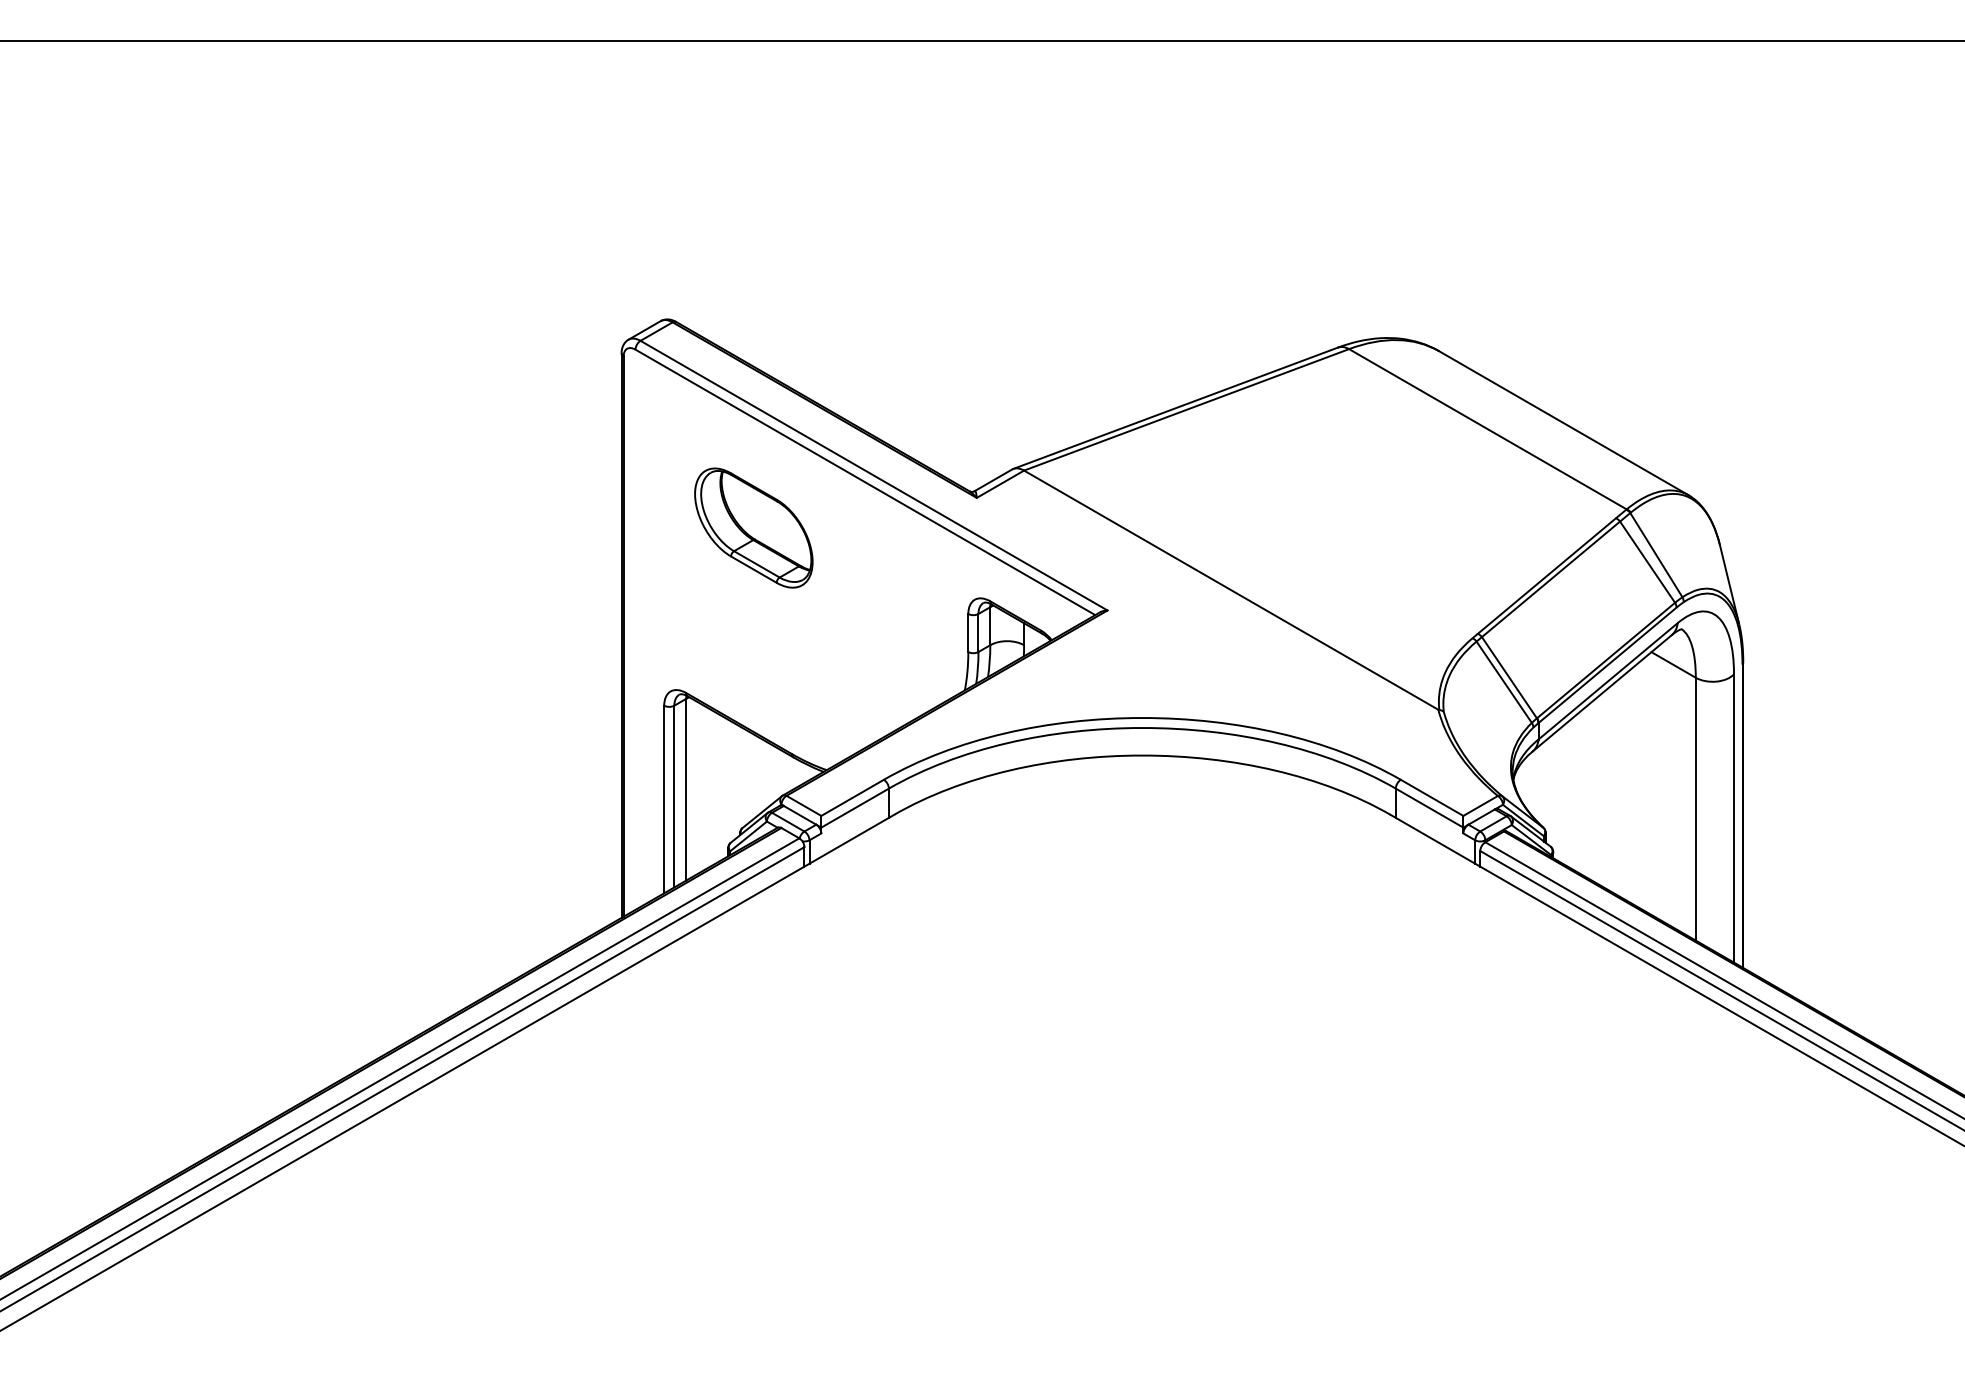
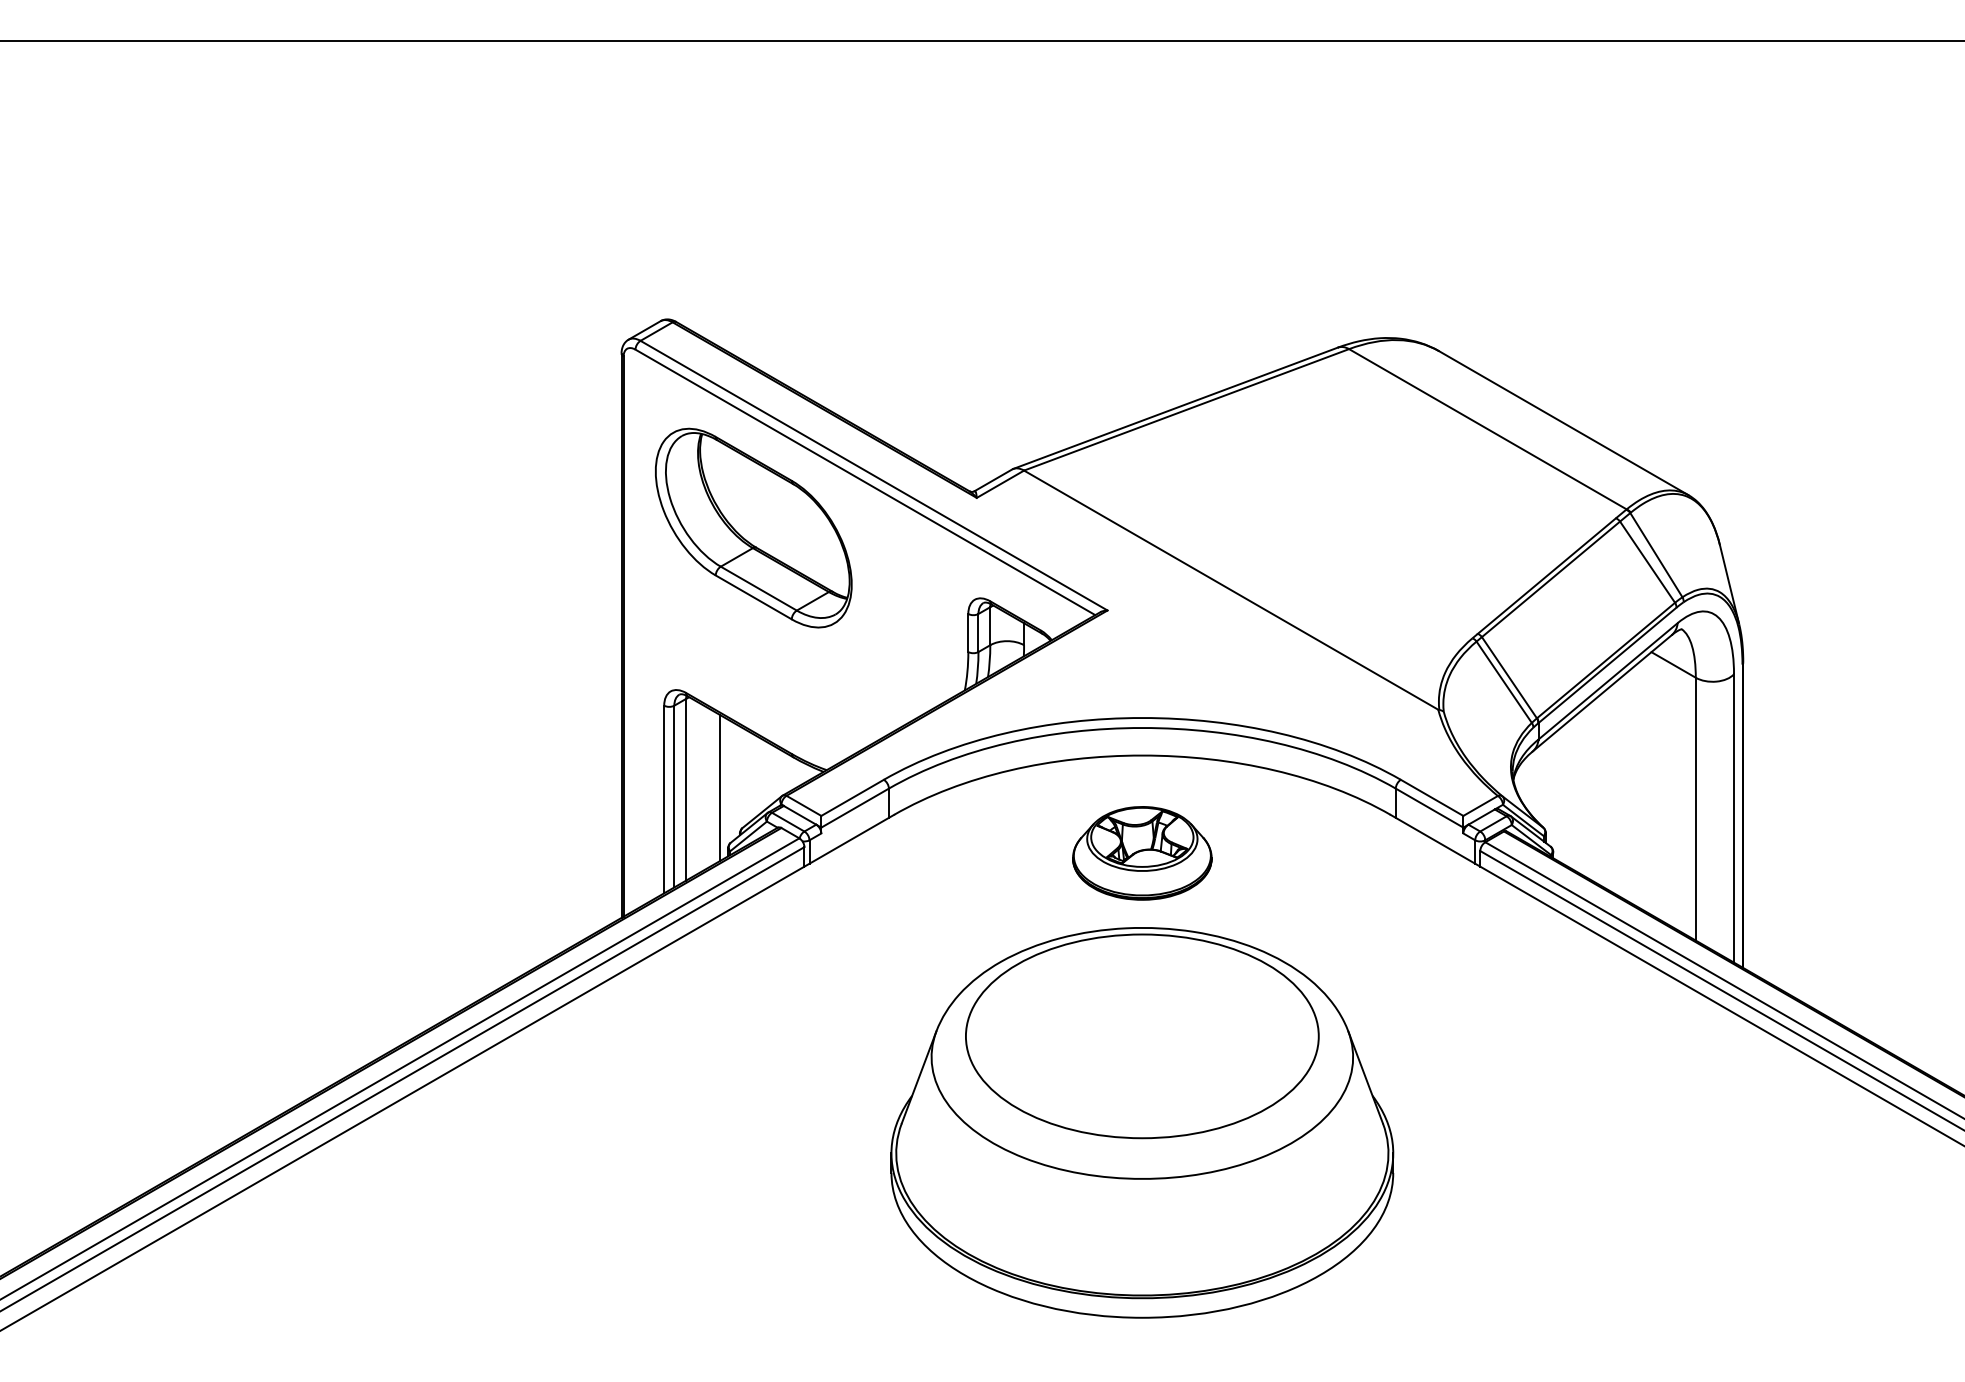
part size: 120x122 px -> 198x202 px (753, 527)
line: none -> present (719, 787)
part: none -> present (1142, 853)
part: none -> present (1142, 1122)
